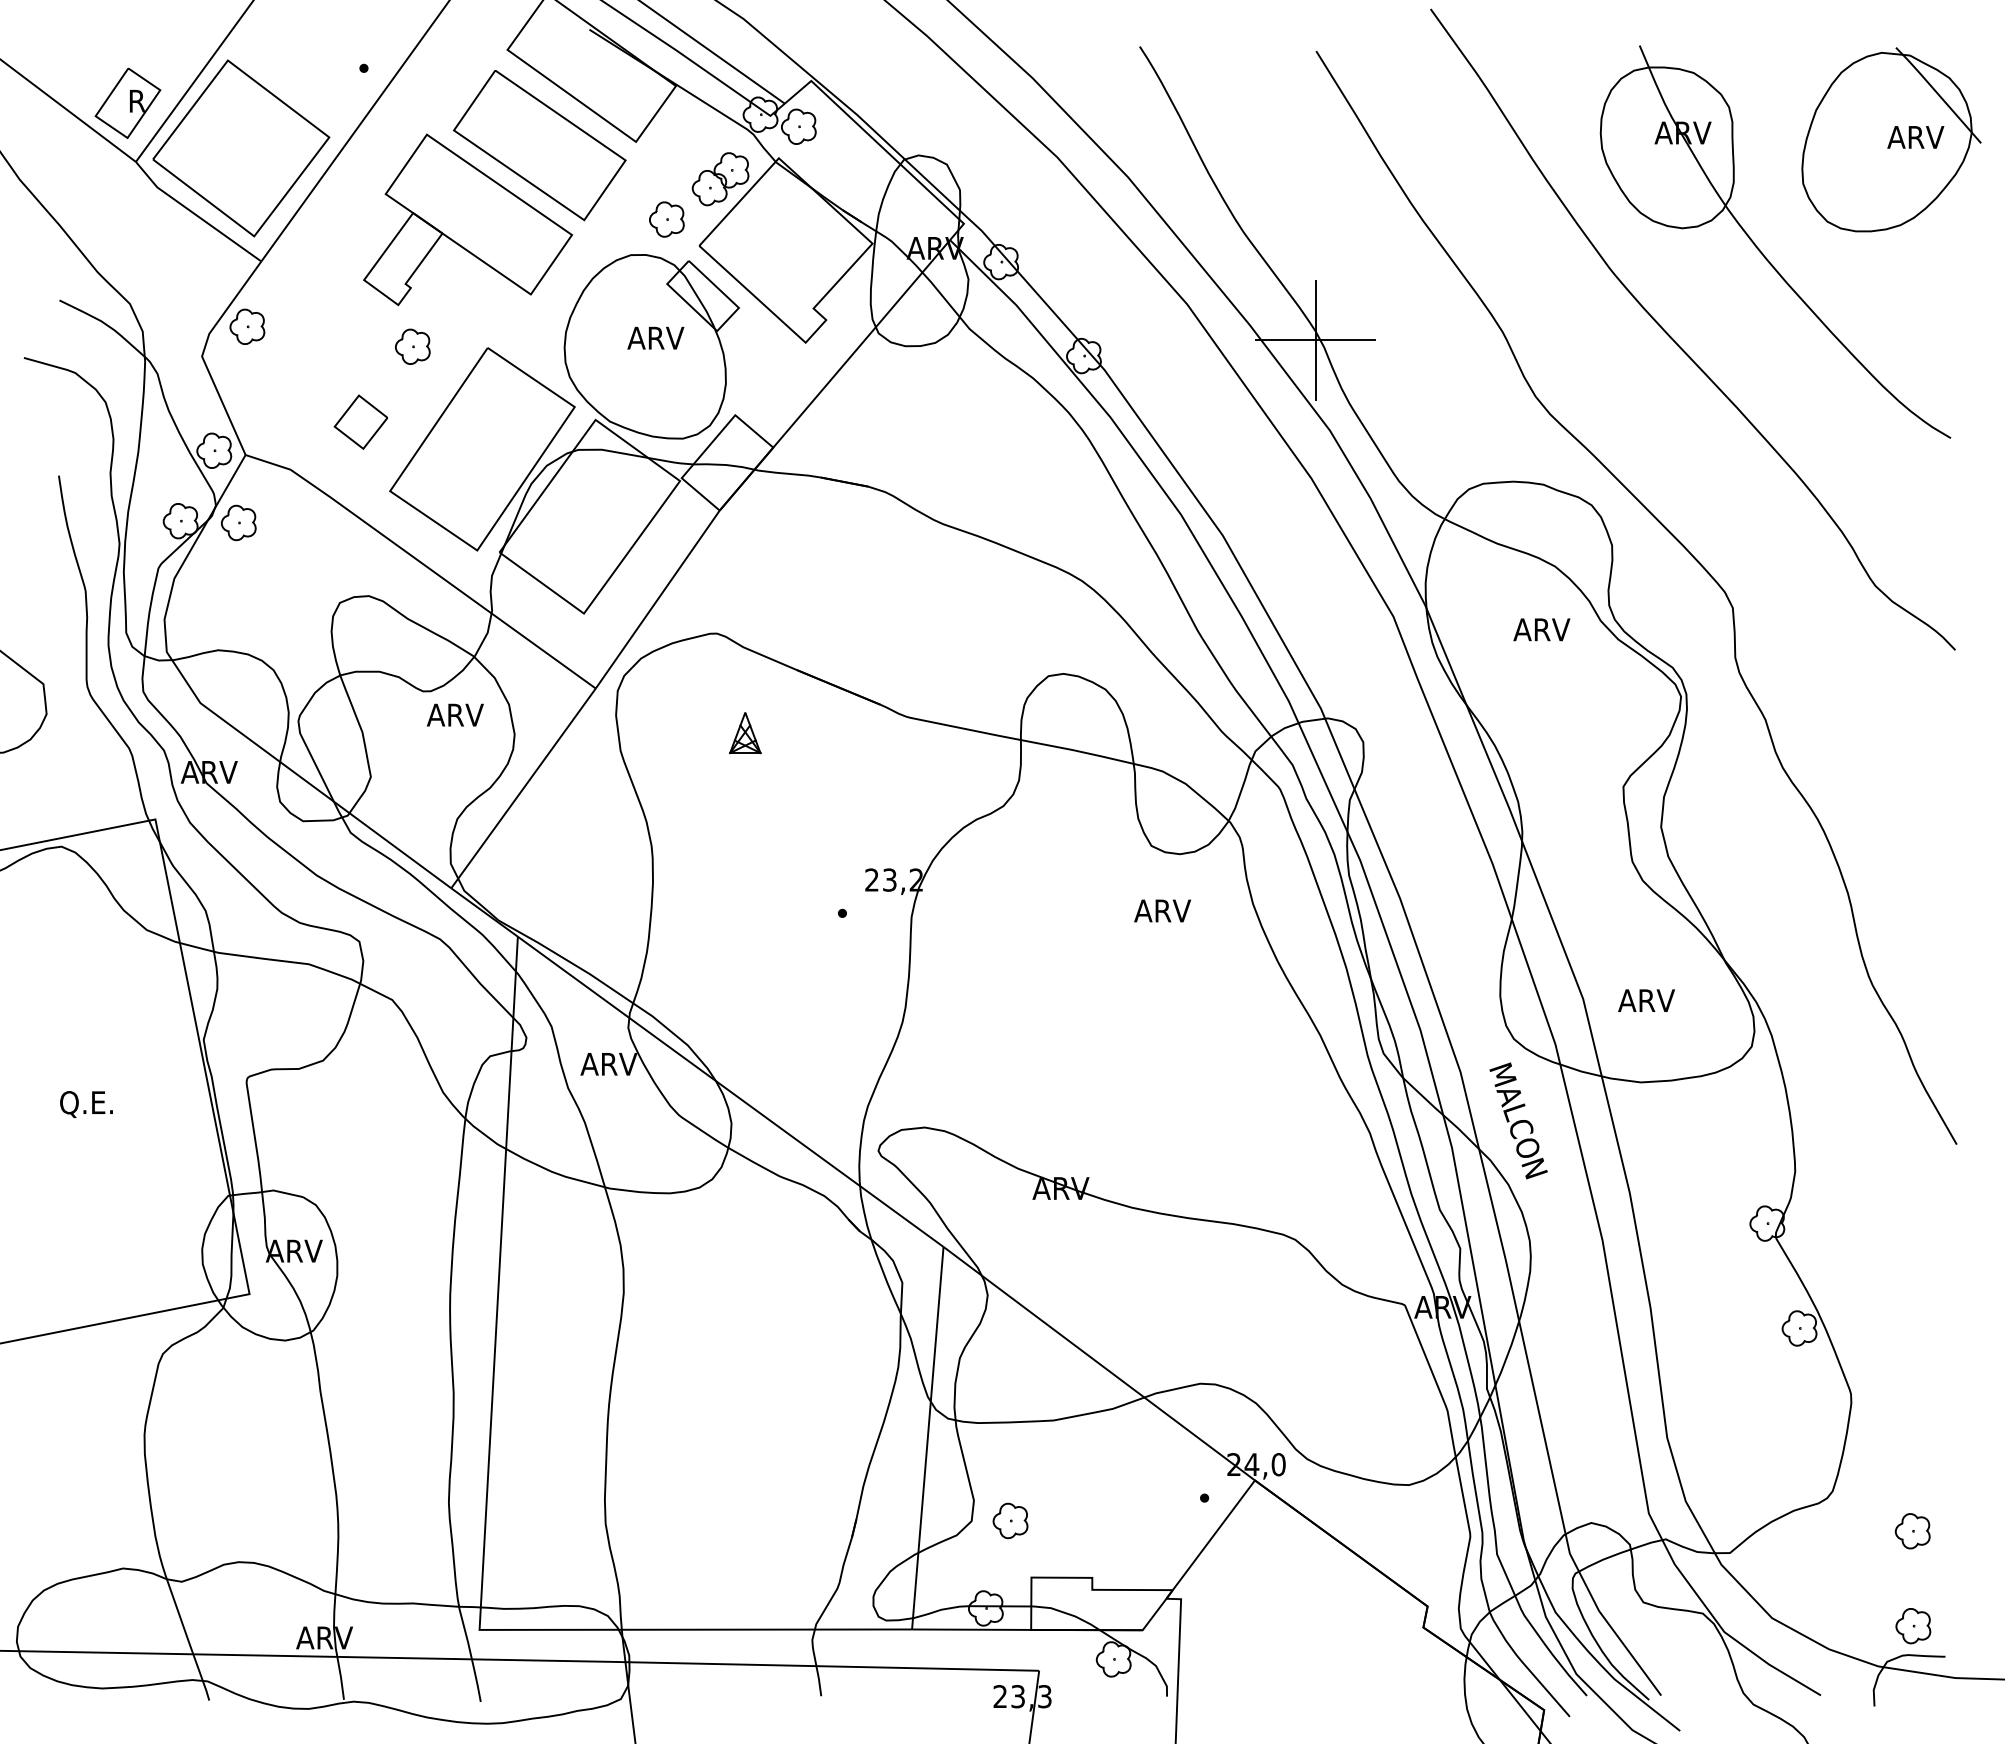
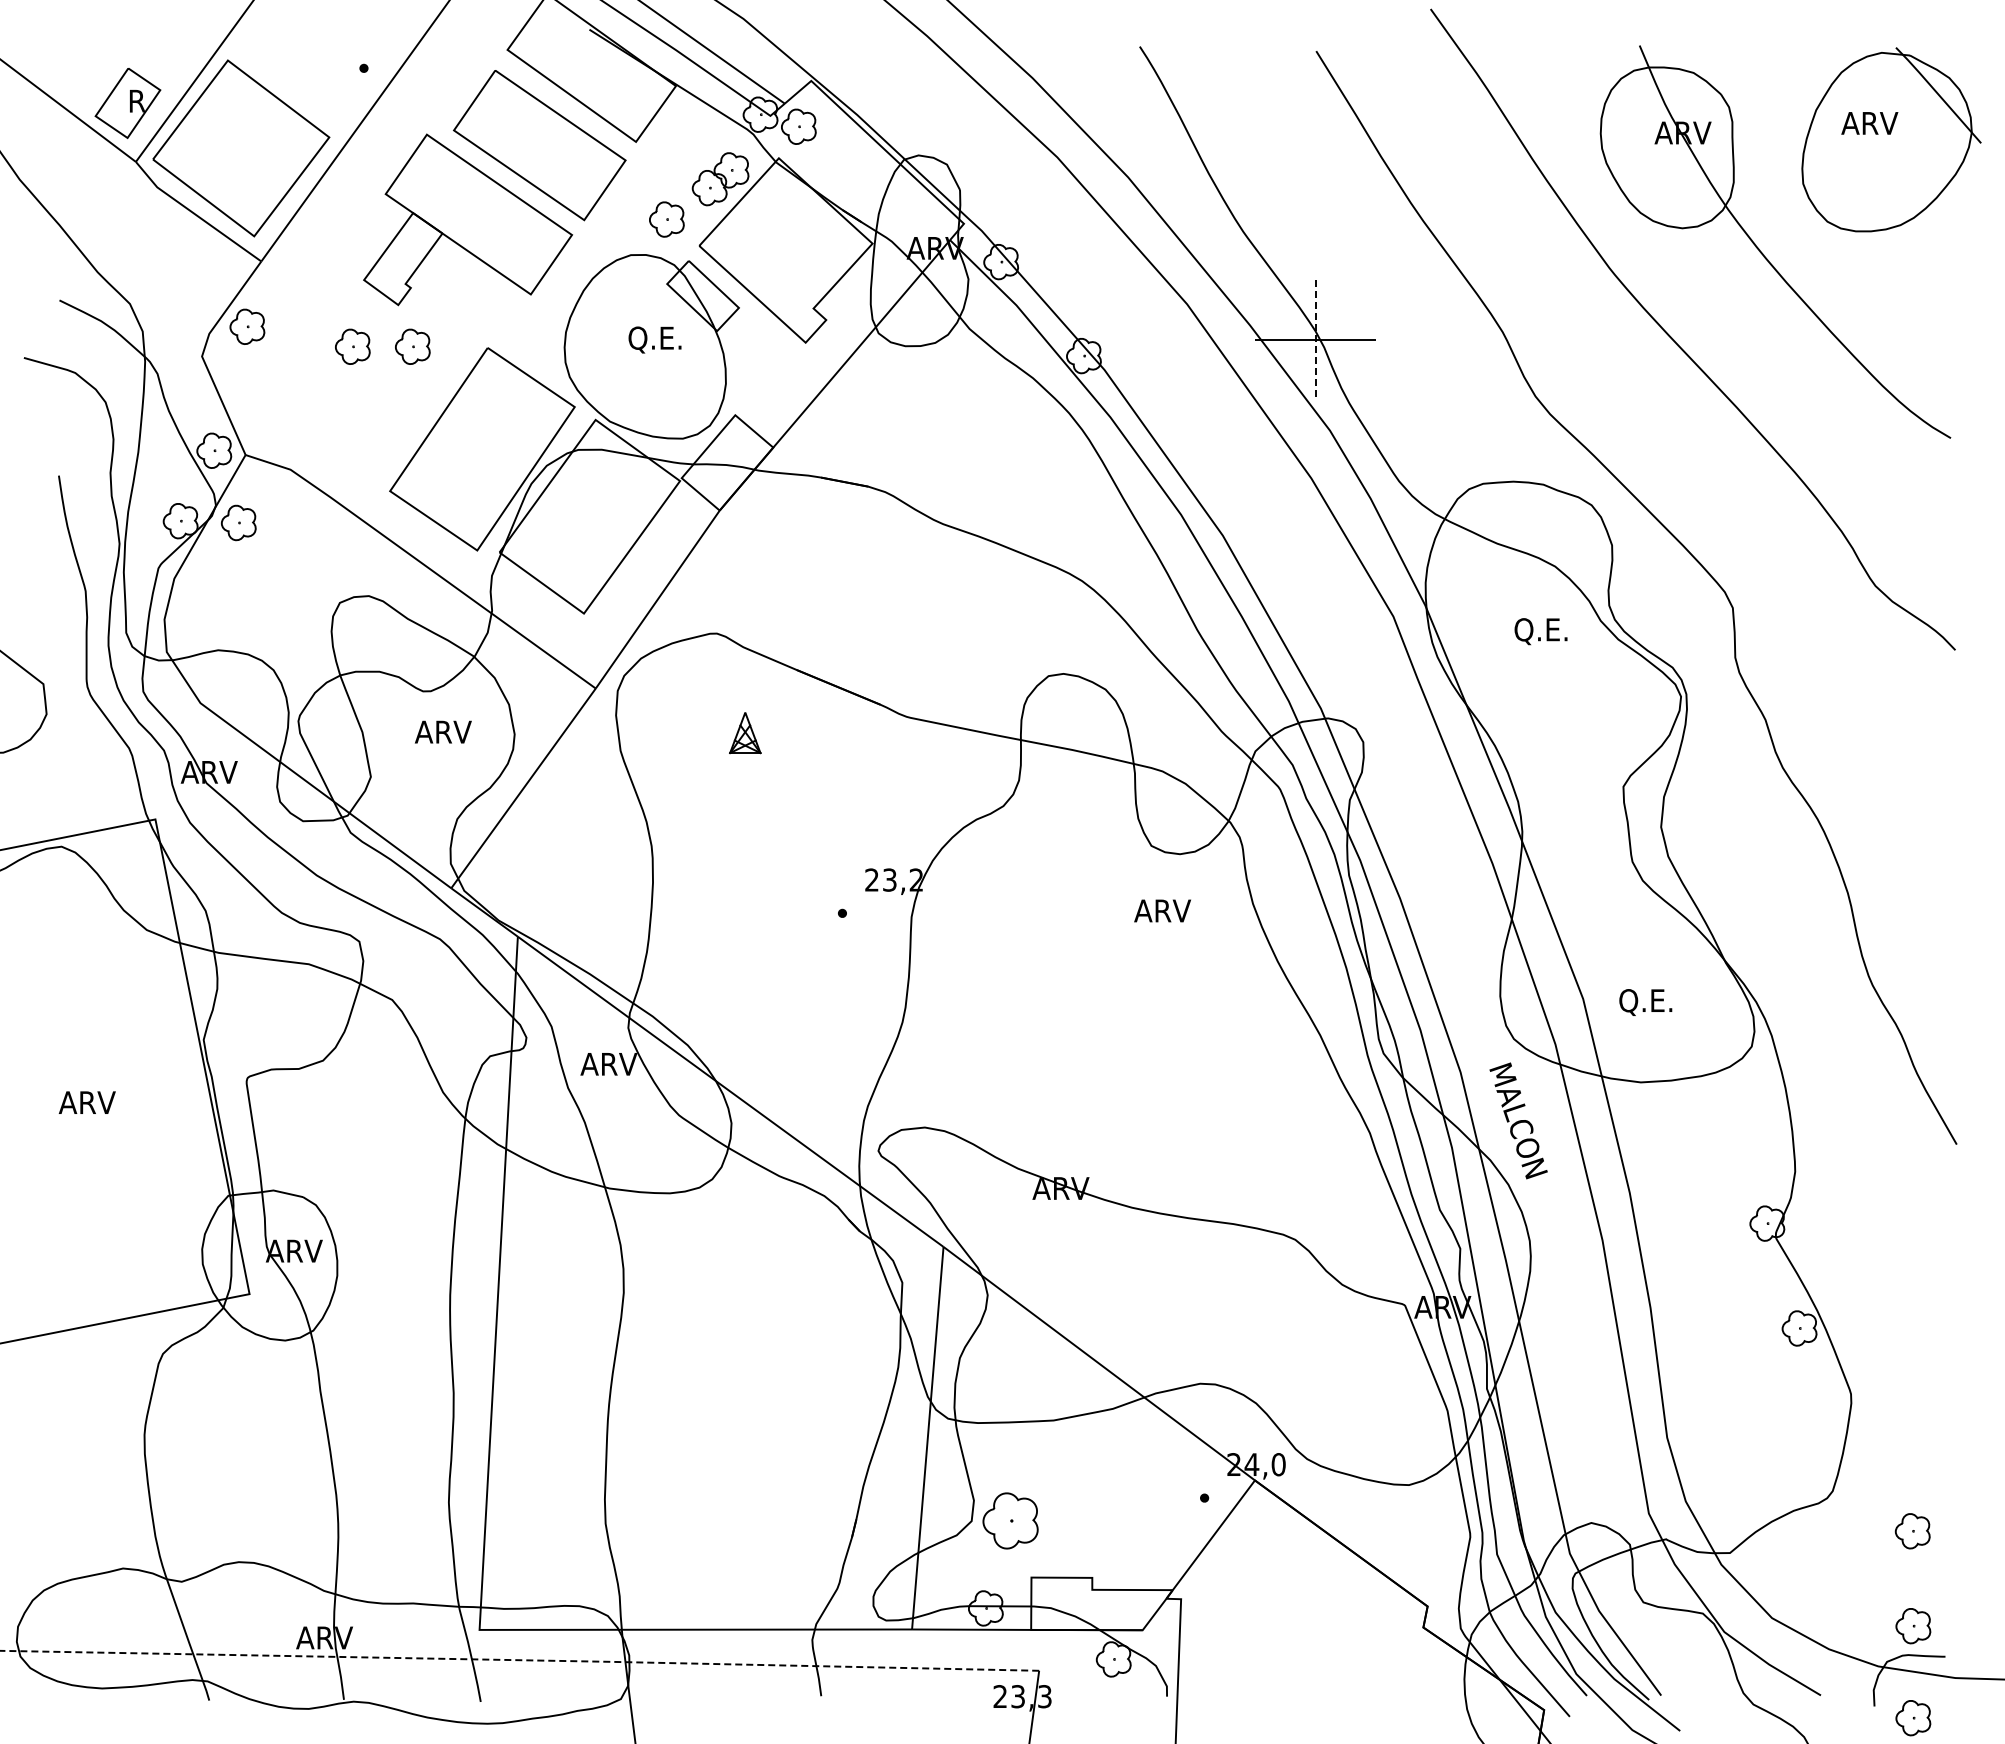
text position: (1915, 137) -> (1869, 123) (1869, 123)
text: ARV -> Q.E. (655, 339)
line: solid -> dashed (1315, 340)
part: none -> present (352, 346)
part: present -> none (360, 421)
text: ARV -> Q.E. (1541, 631)
text position: (455, 714) -> (443, 731) (443, 731)
text: ARV -> Q.E. (1646, 1002)
text: Q.E. -> ARV (86, 1104)
part size: 37x38 px -> 57x58 px (1010, 1520)
line: solid -> dashed (519, 1660)
part: none -> present (1913, 1718)
